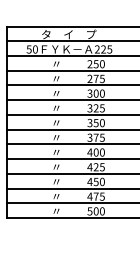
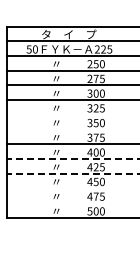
line: present -> none (71, 114)
line: present -> none (71, 129)
line: solid -> dashed (73, 159)
line: solid -> dashed (73, 173)
line: present -> none (71, 188)
line: present -> none (71, 203)
